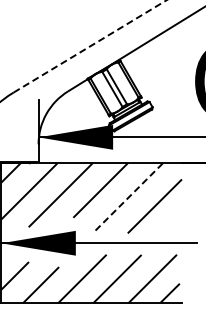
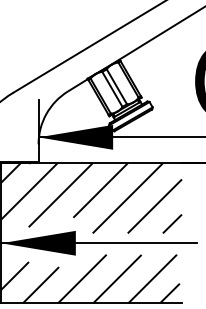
line: dashed -> solid (90, 46)
line: dashed -> solid (127, 198)
line: none -> present (172, 223)
